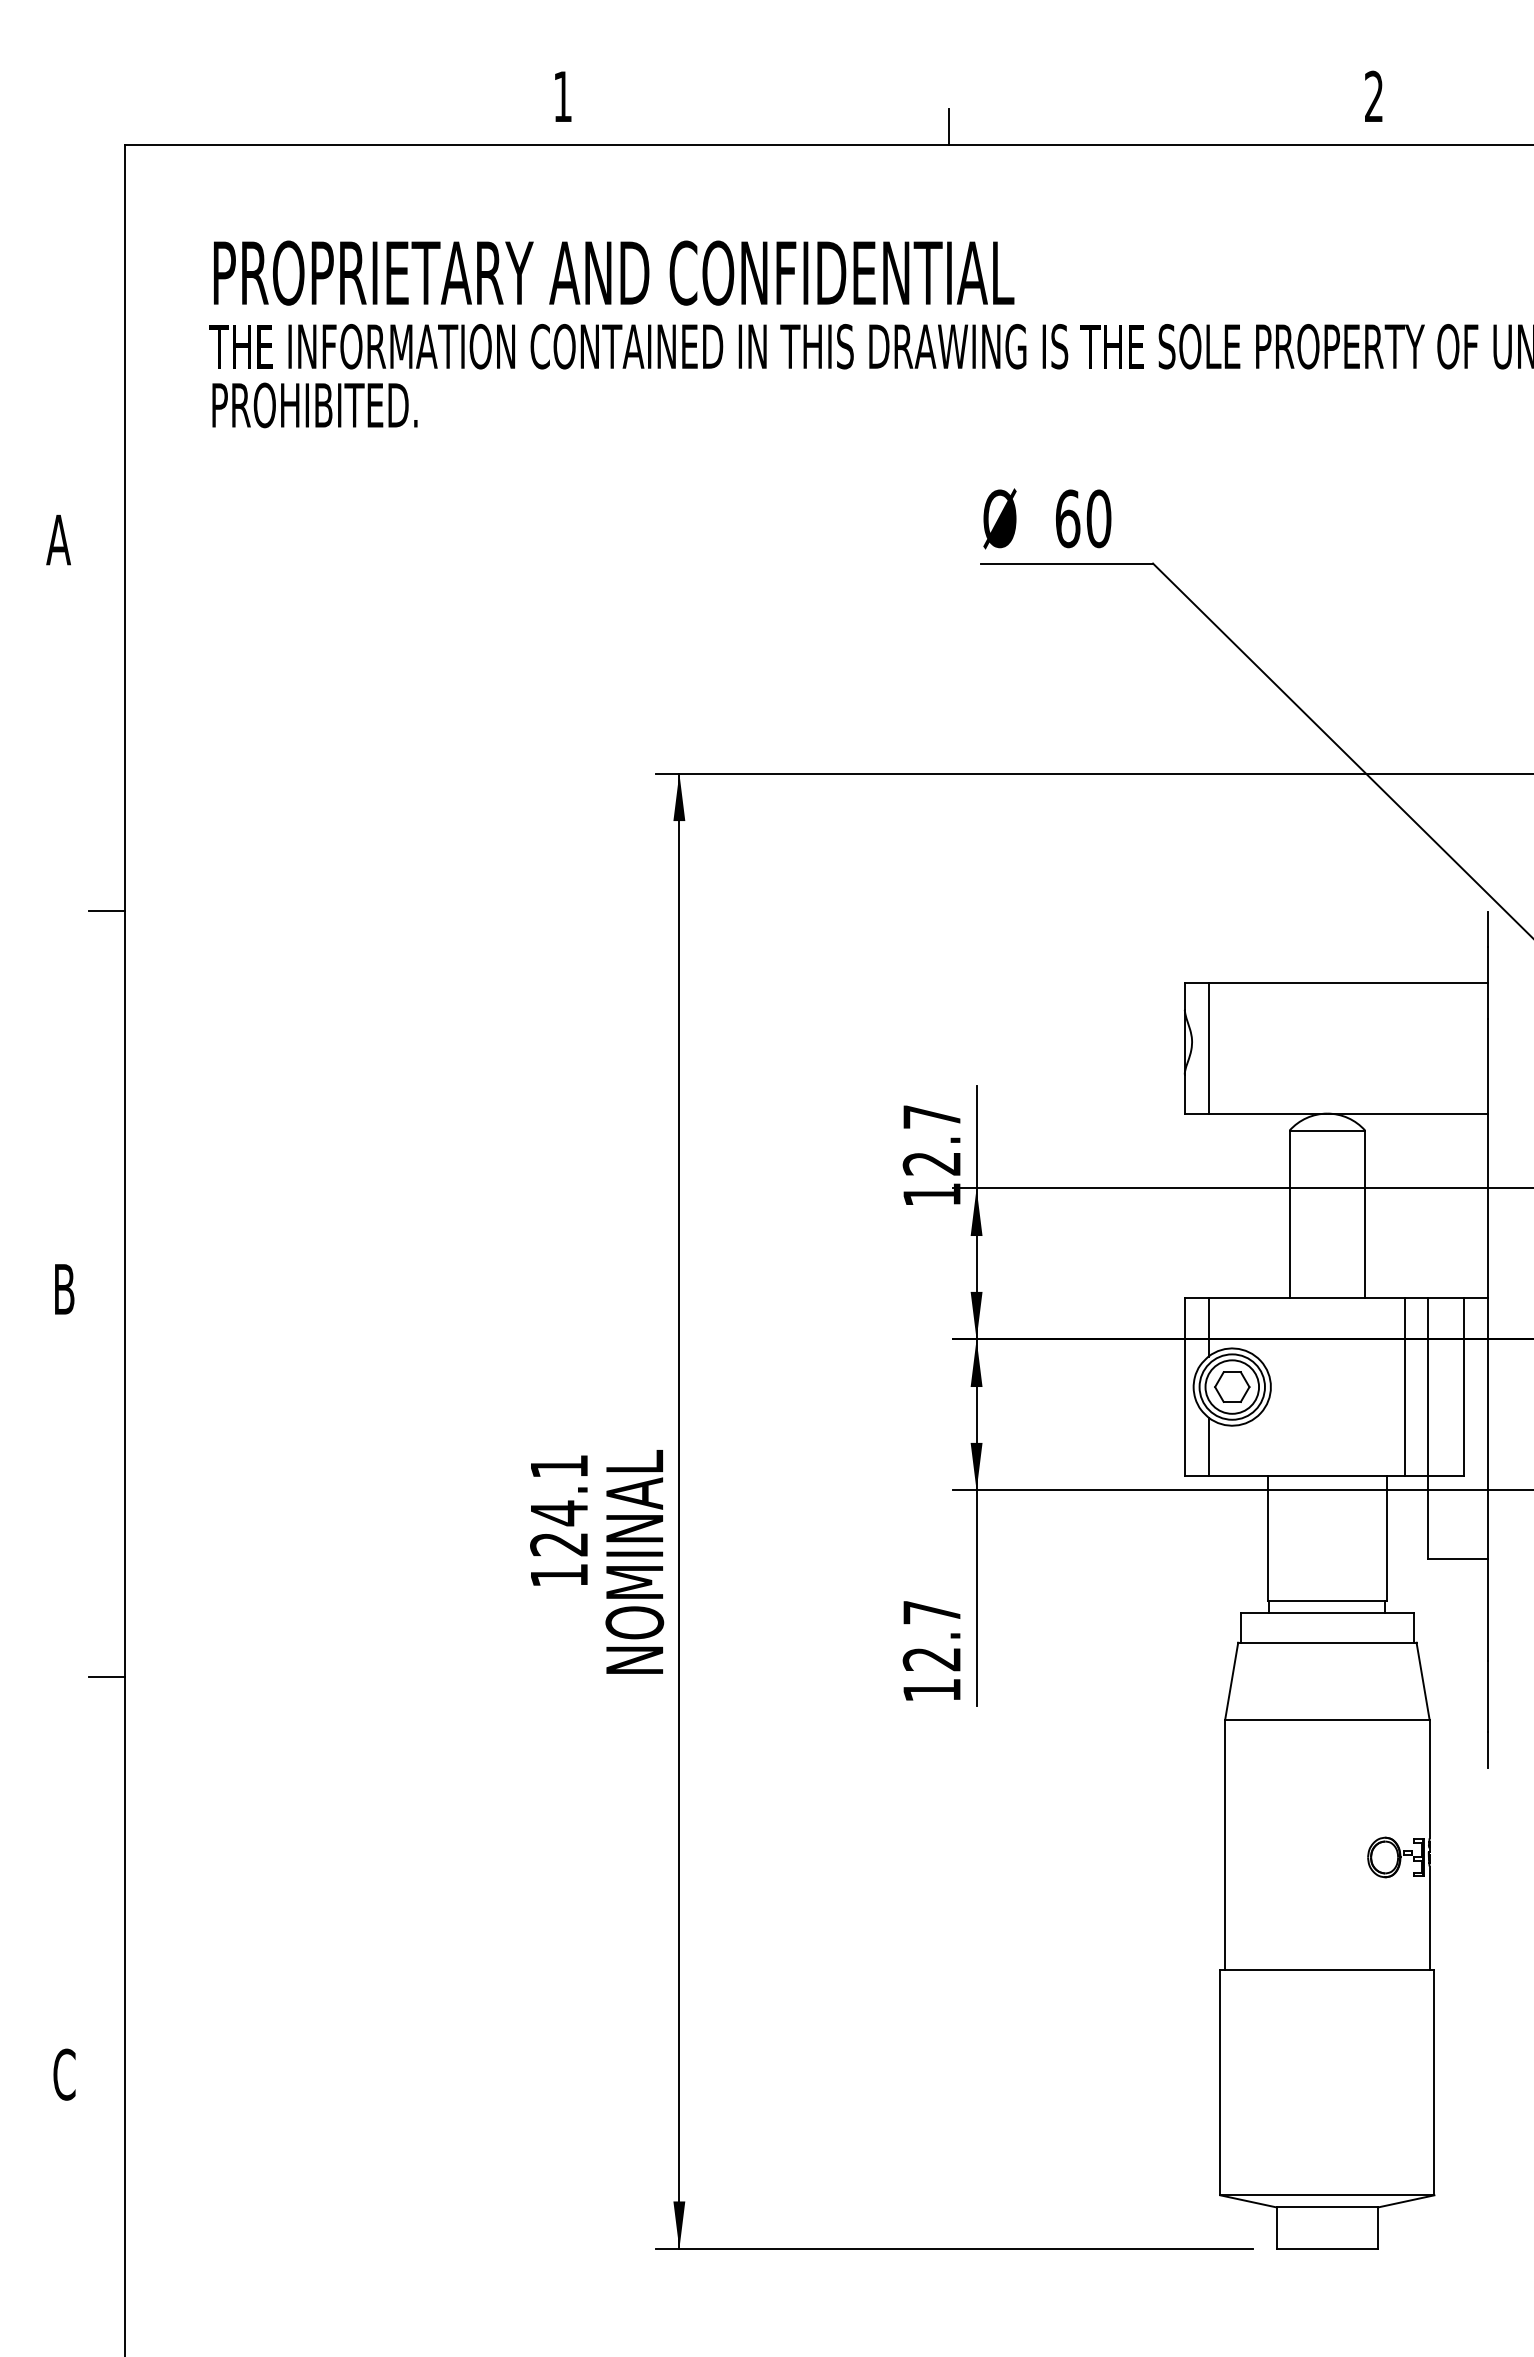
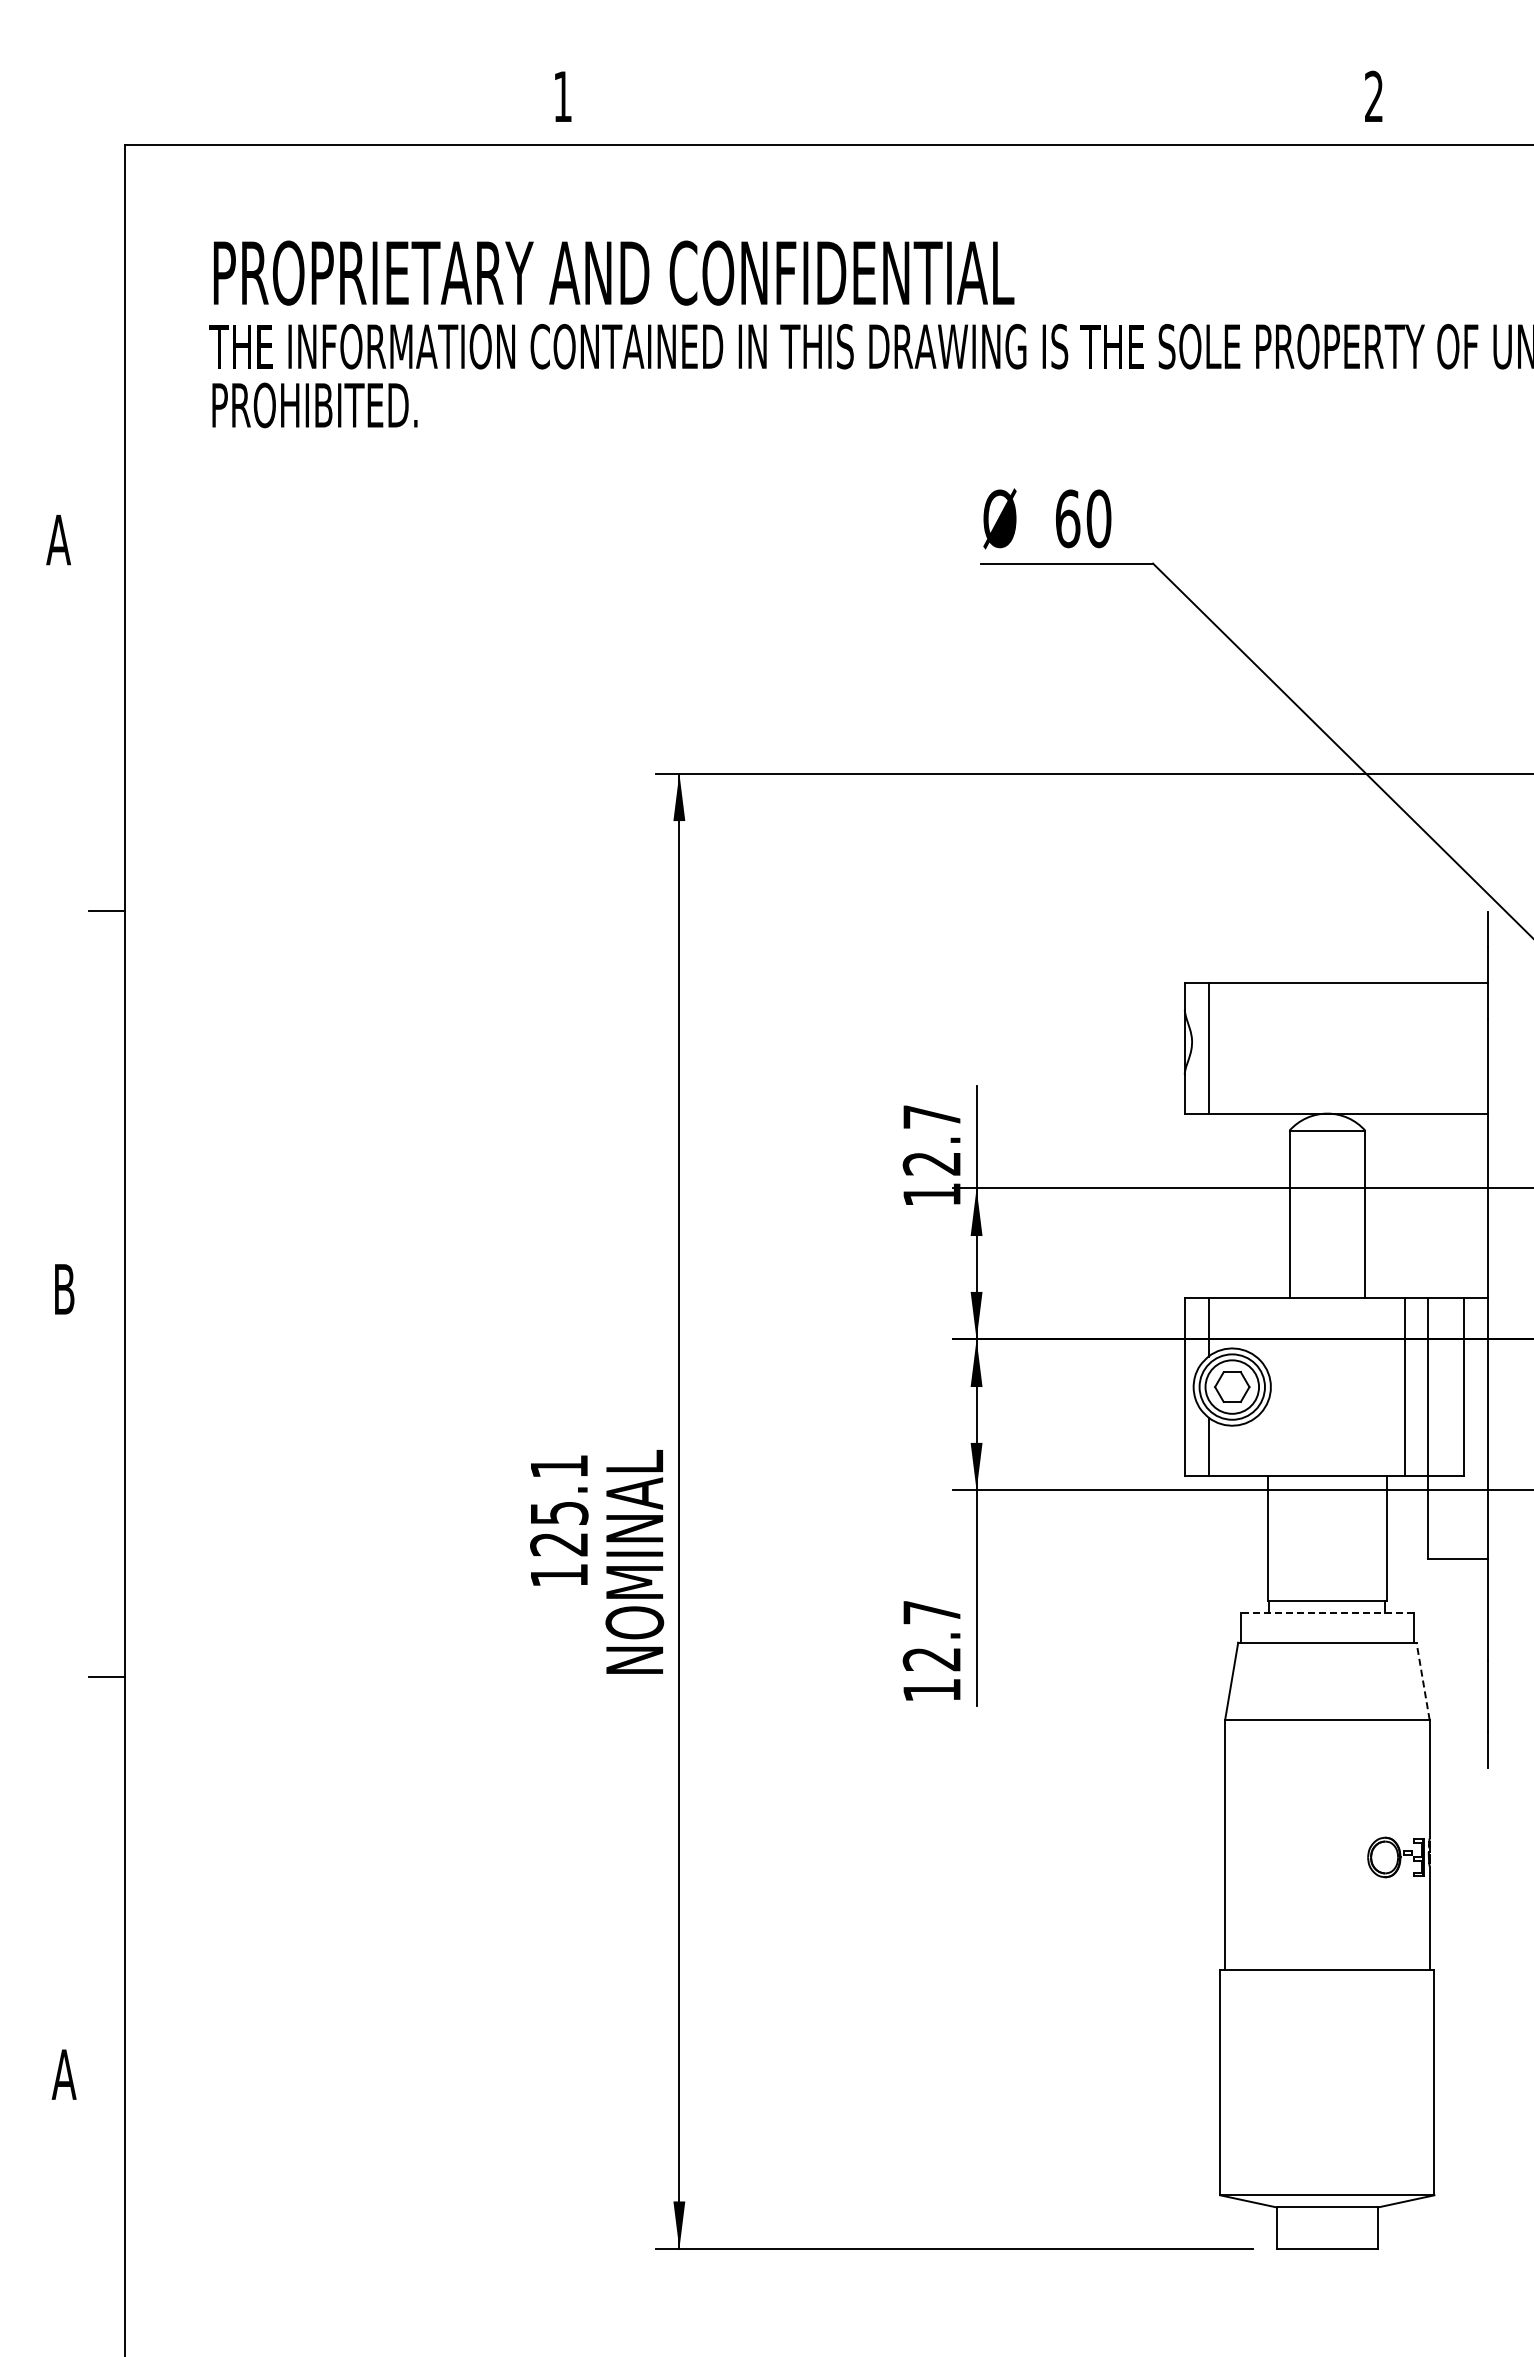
line: present -> none (948, 126)
text: 124.1 -> 125.1 (559, 1513)
line: solid -> dashed (1327, 1612)
line: solid -> dashed (1423, 1680)
text: C -> A (63, 2074)
